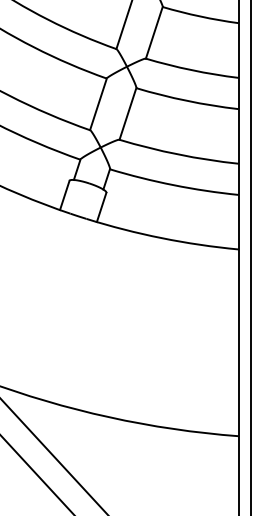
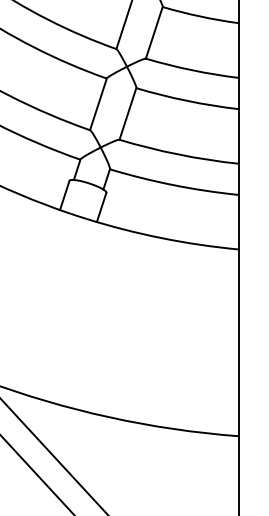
line: present -> none (251, 257)
